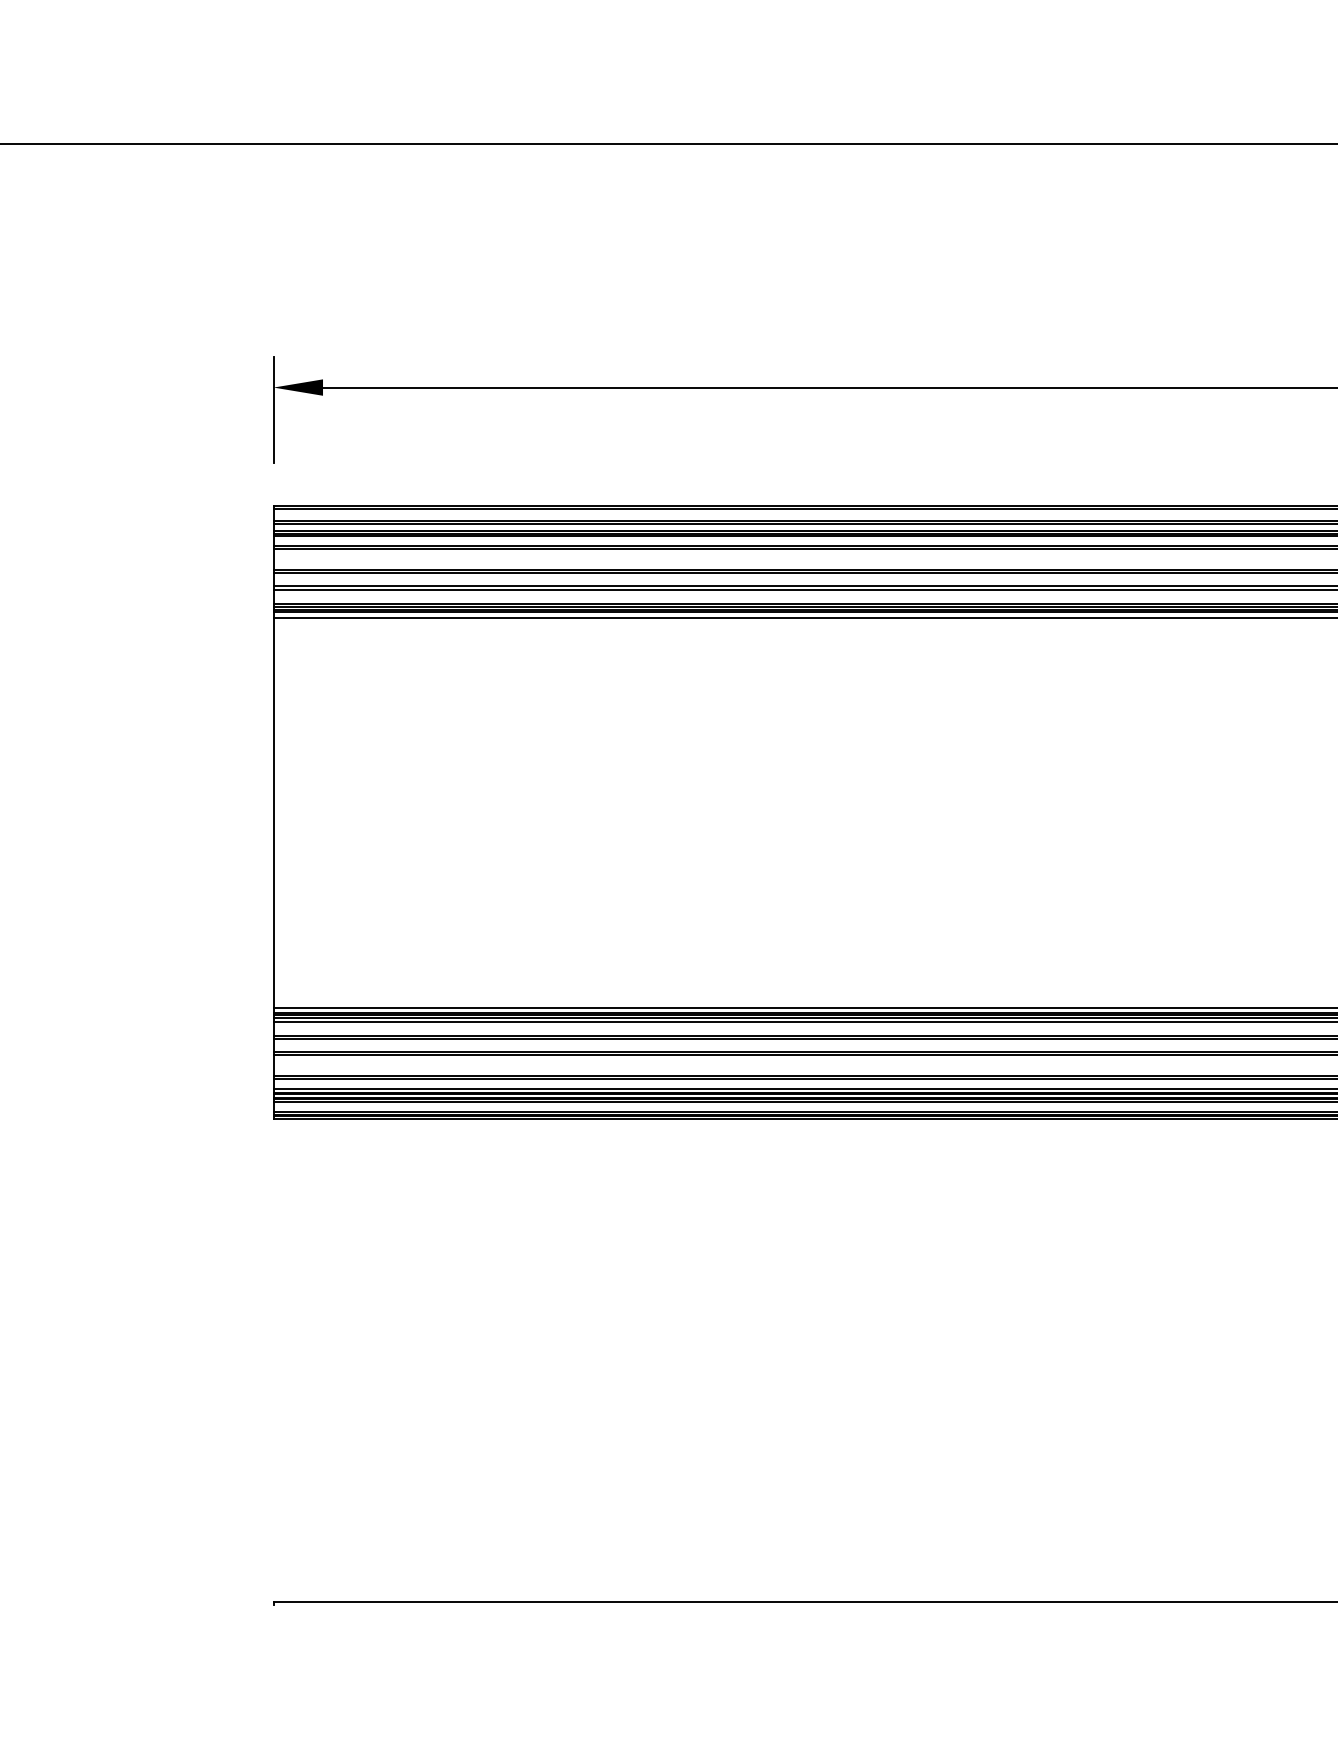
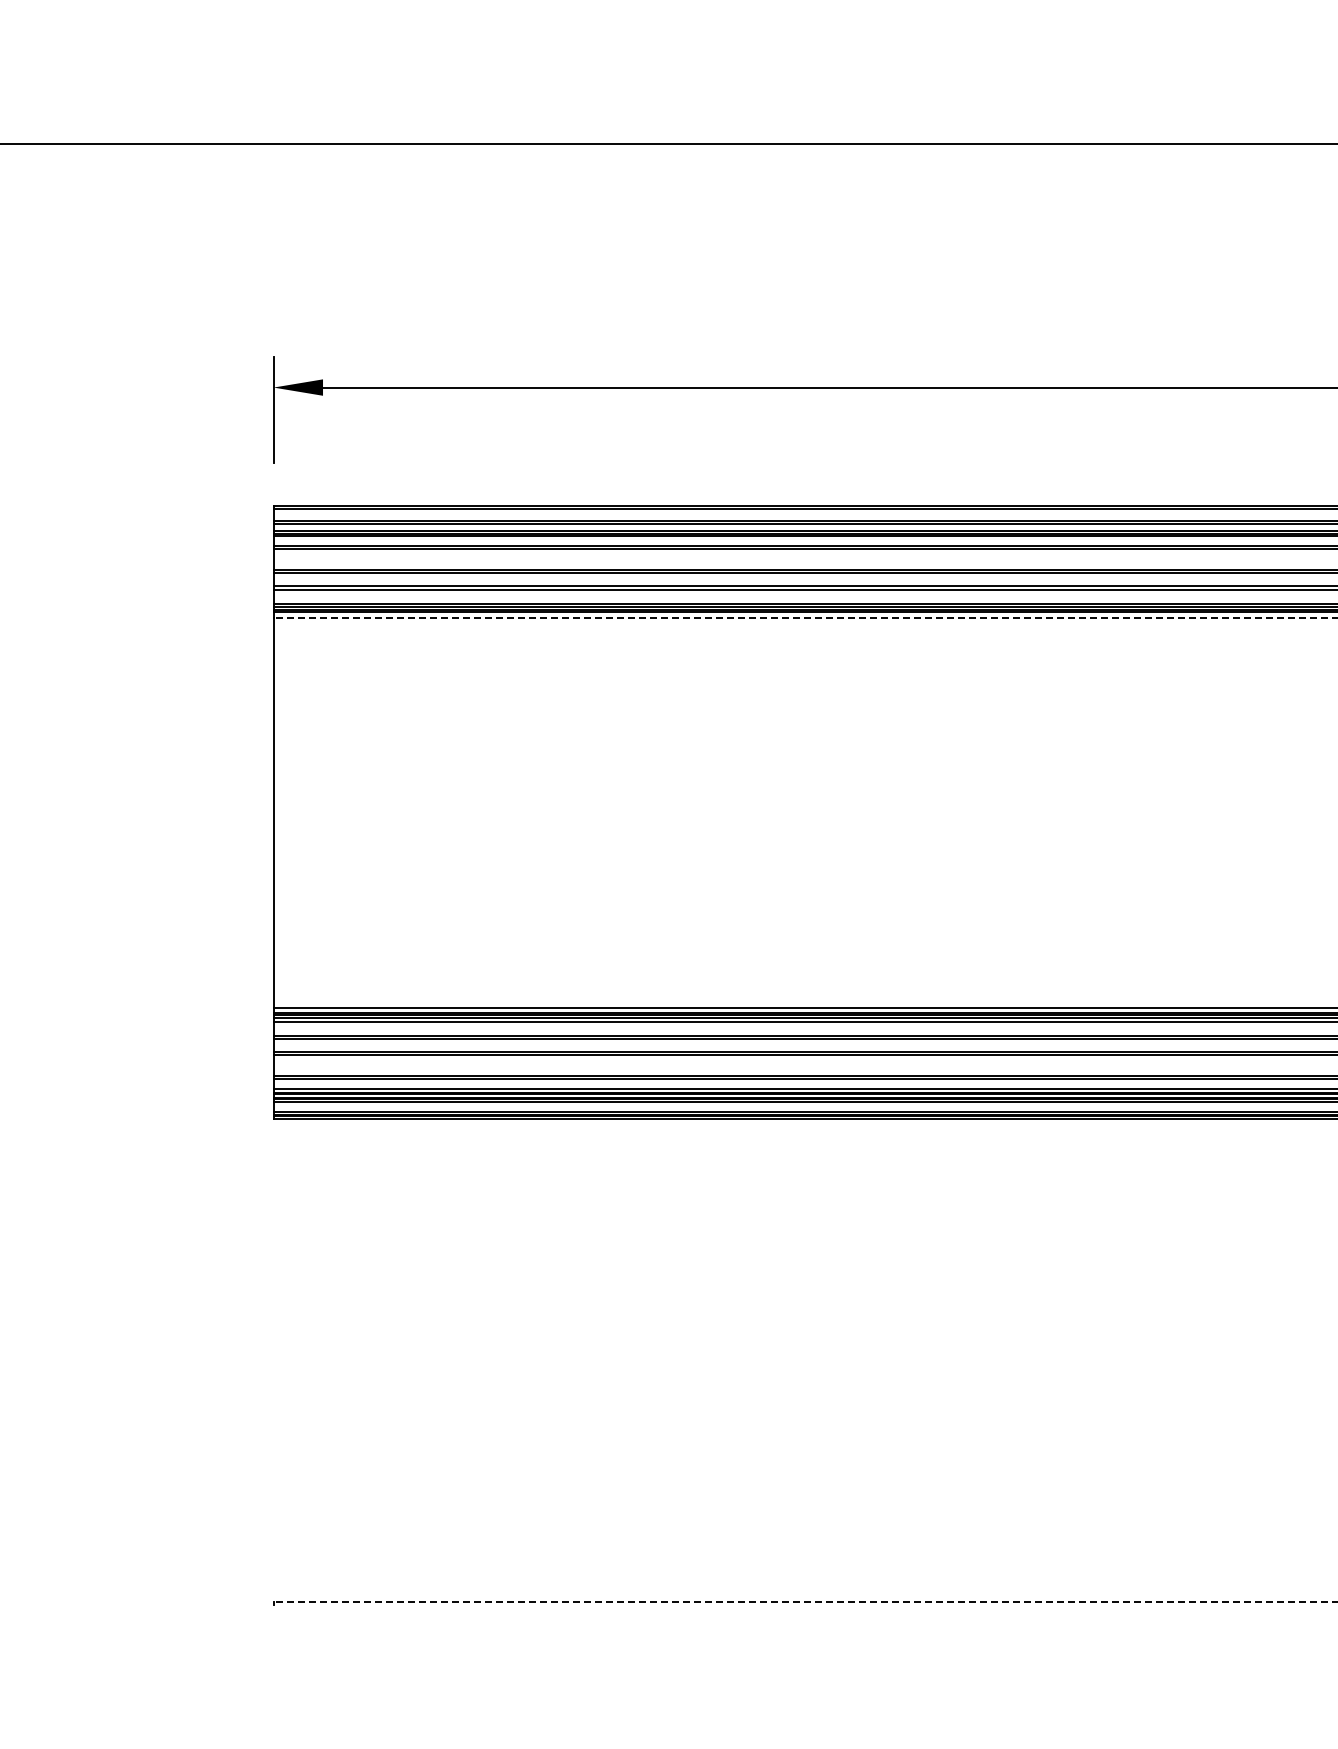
line: solid -> dashed (805, 617)
line: solid -> dashed (805, 1602)
